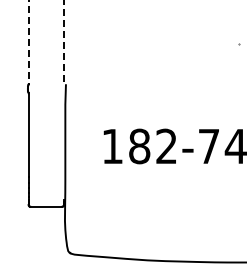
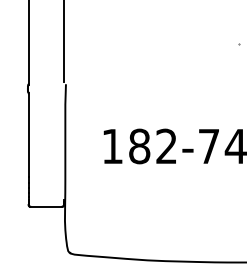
line: dashed -> solid (64, 41)
line: dashed -> solid (28, 42)
